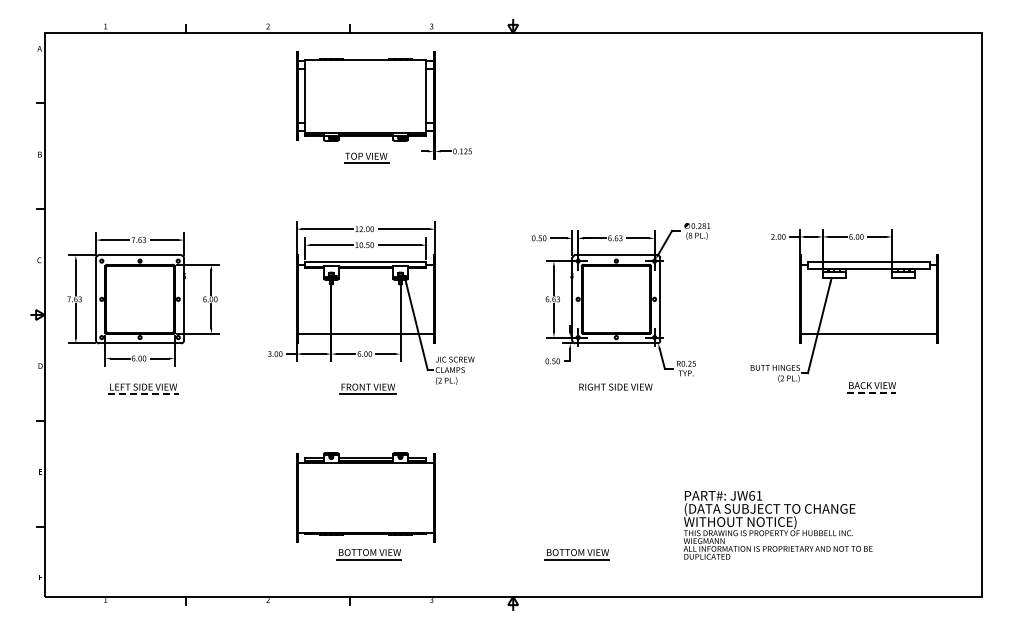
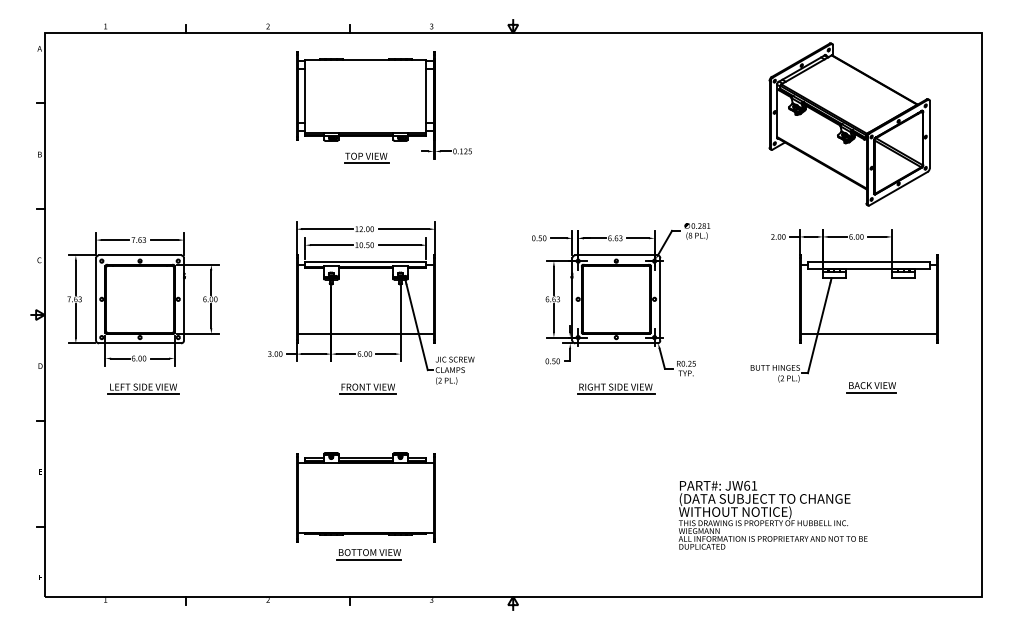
part: none -> present (849, 124)
line: dashed -> solid (872, 392)
line: dashed -> solid (144, 394)
line: none -> present (616, 394)
text position: (777, 525) -> (772, 515) (772, 515)
part: present -> none (576, 554)
